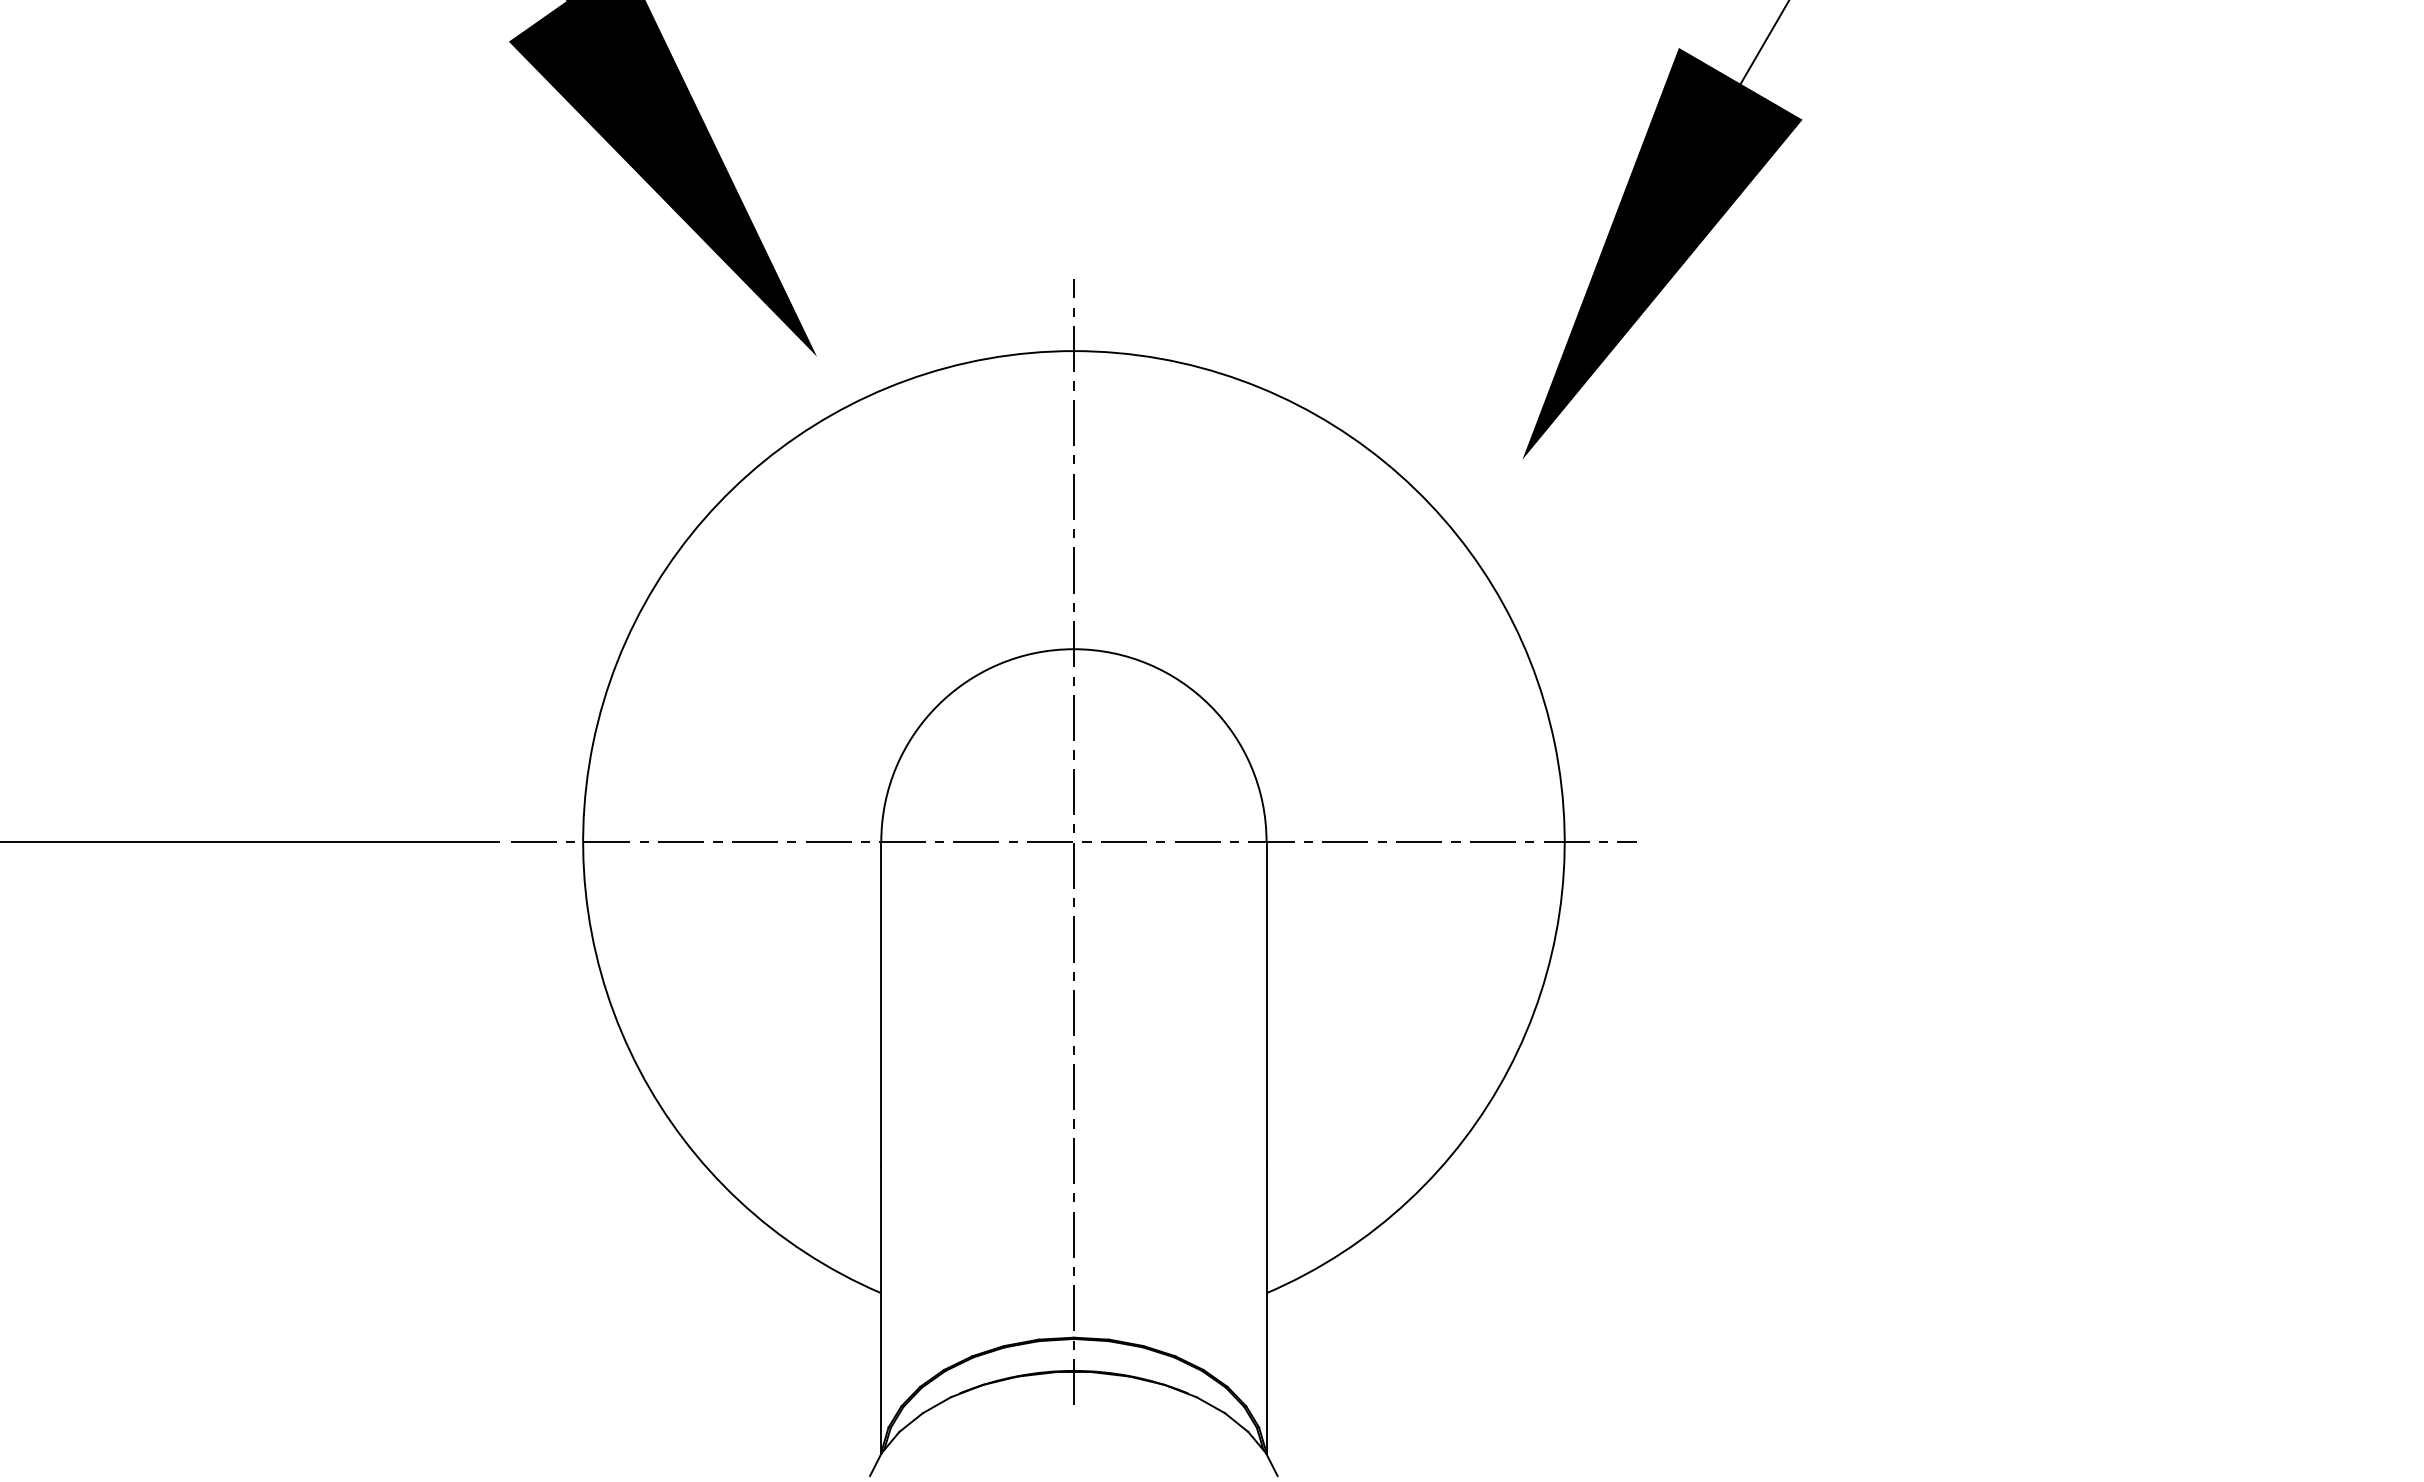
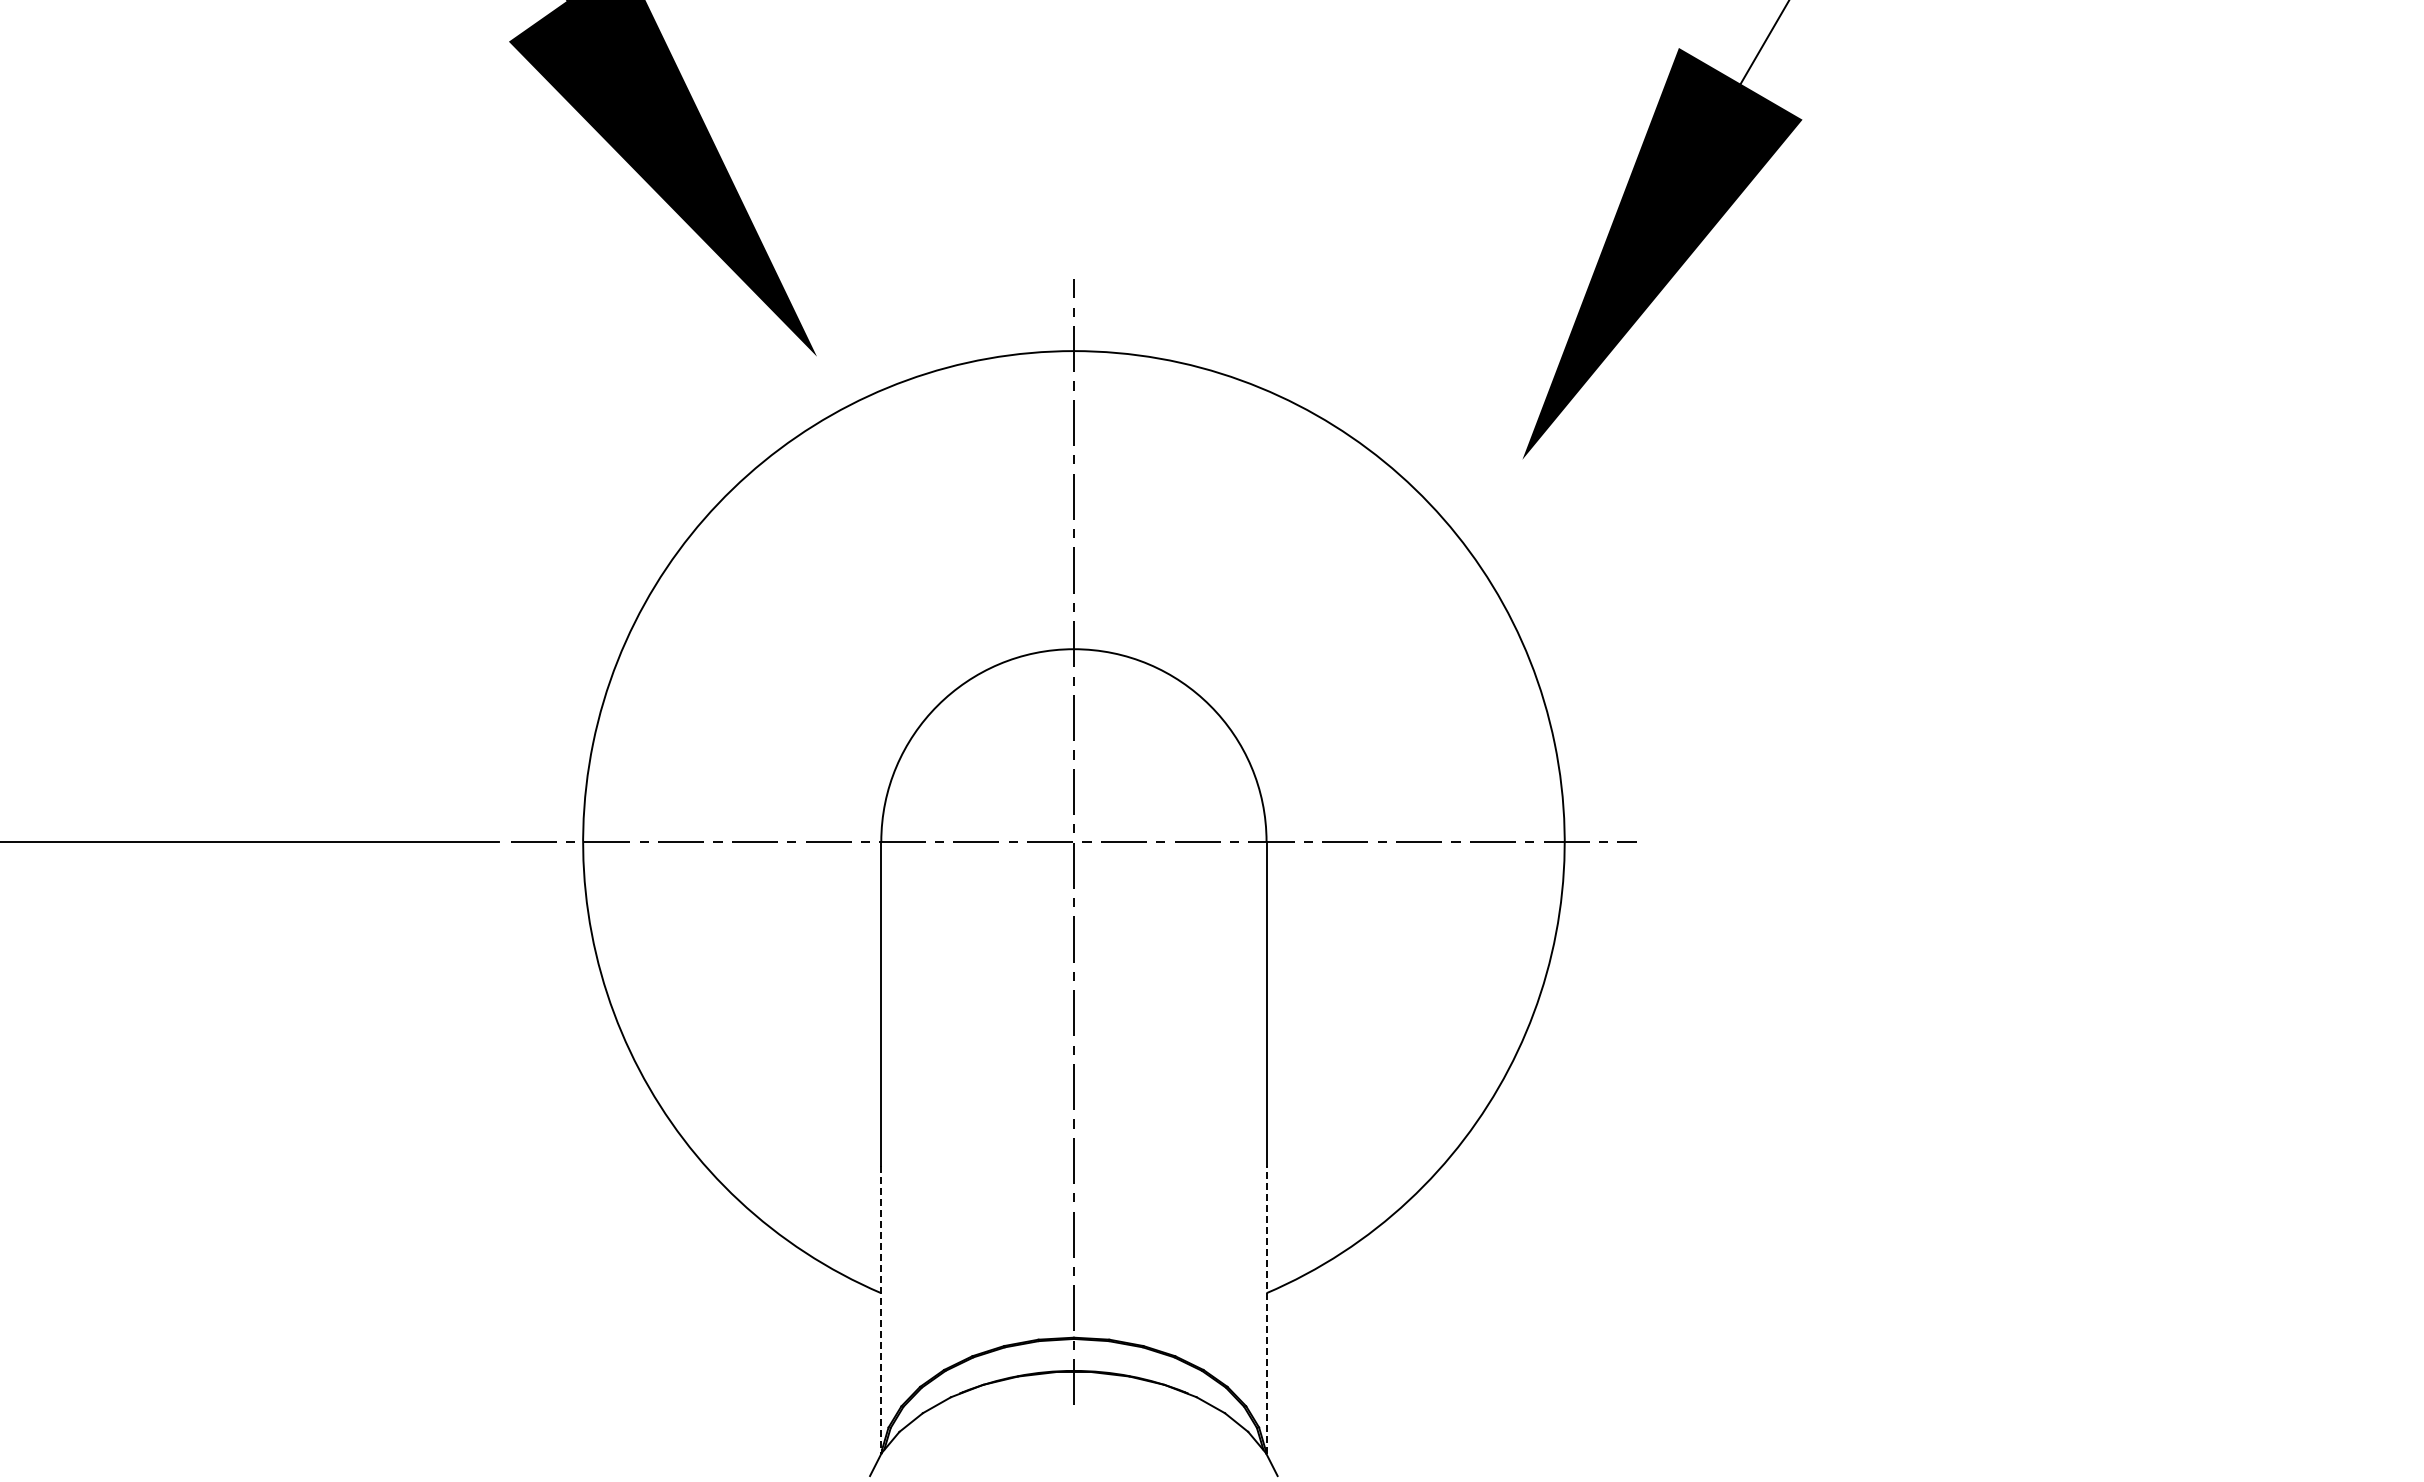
line: solid -> dashed (881, 1310)
line: solid -> dashed (1266, 1310)
